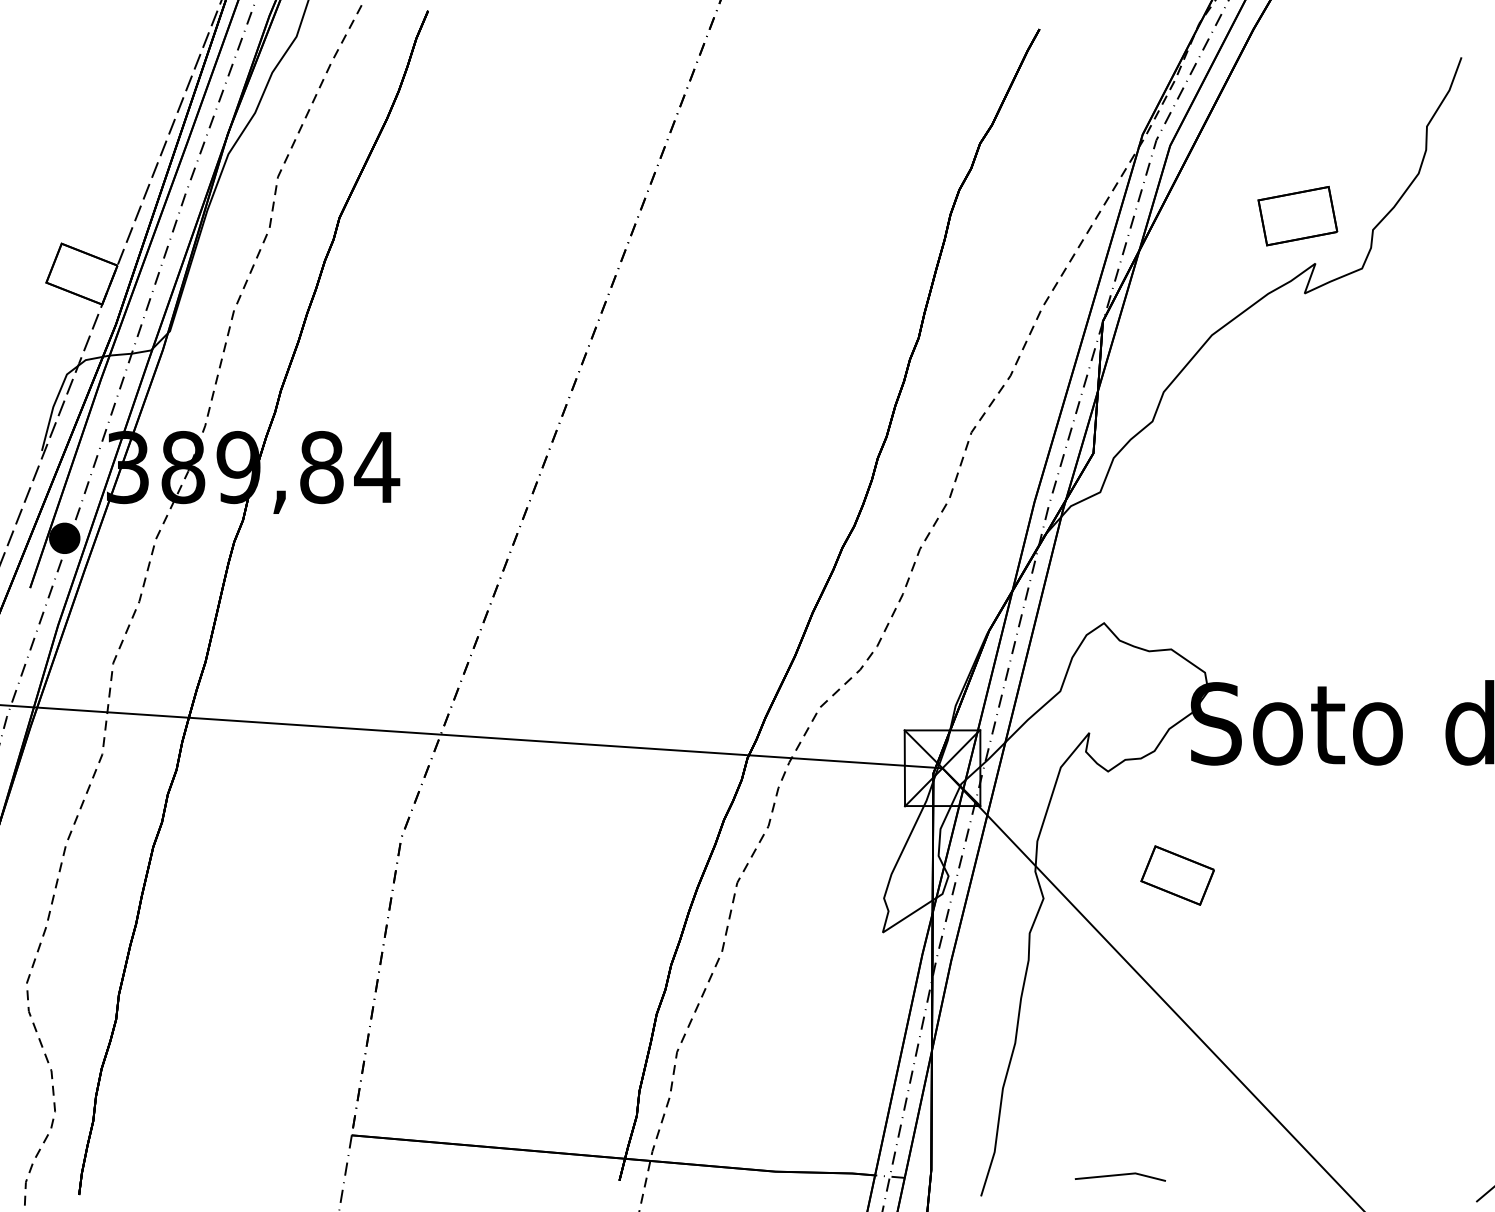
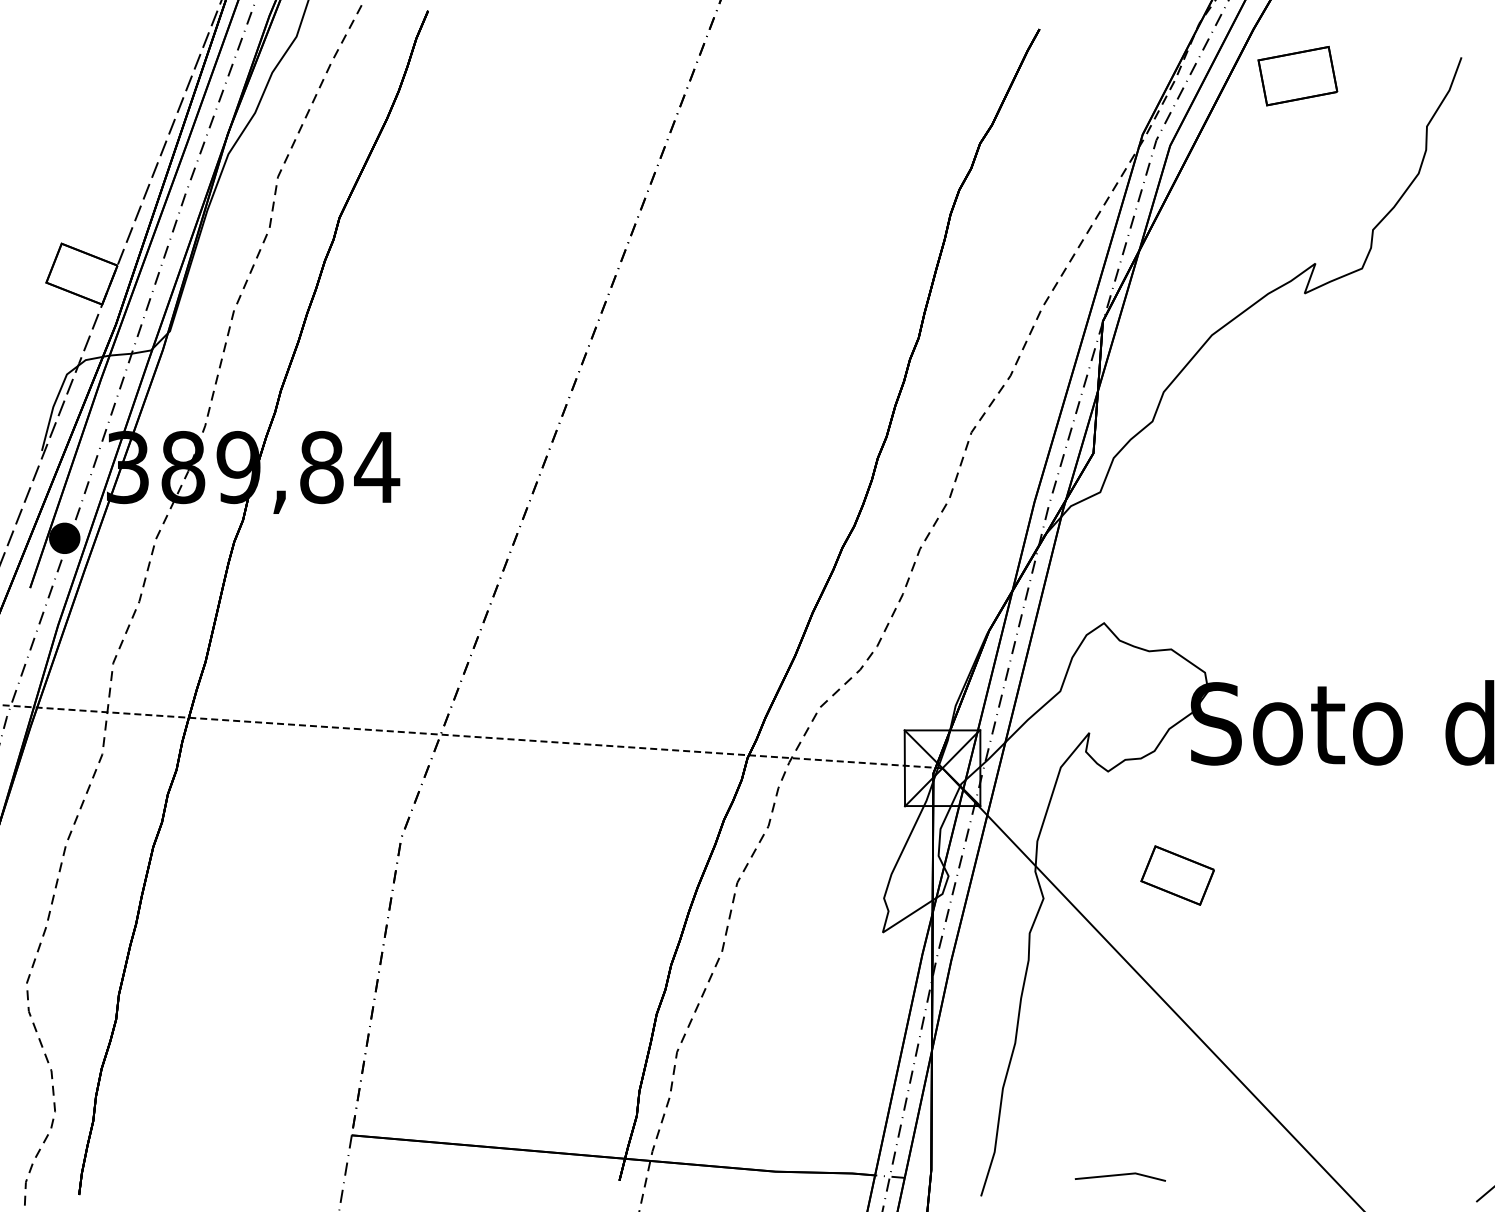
part position: (1297, 215) -> (1297, 75) (1297, 75)
line: solid -> dashed (471, 736)
